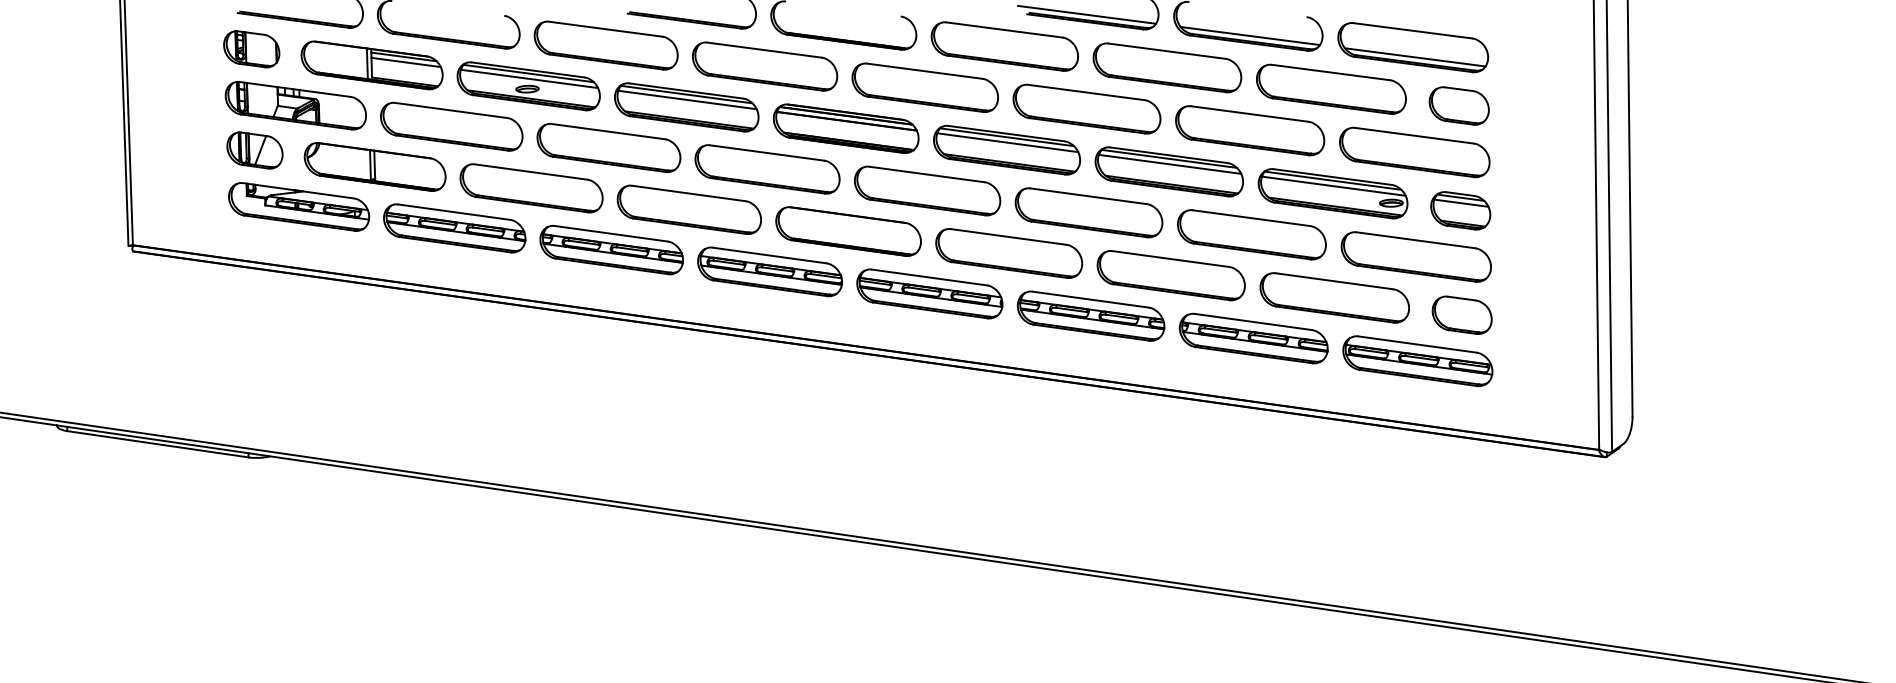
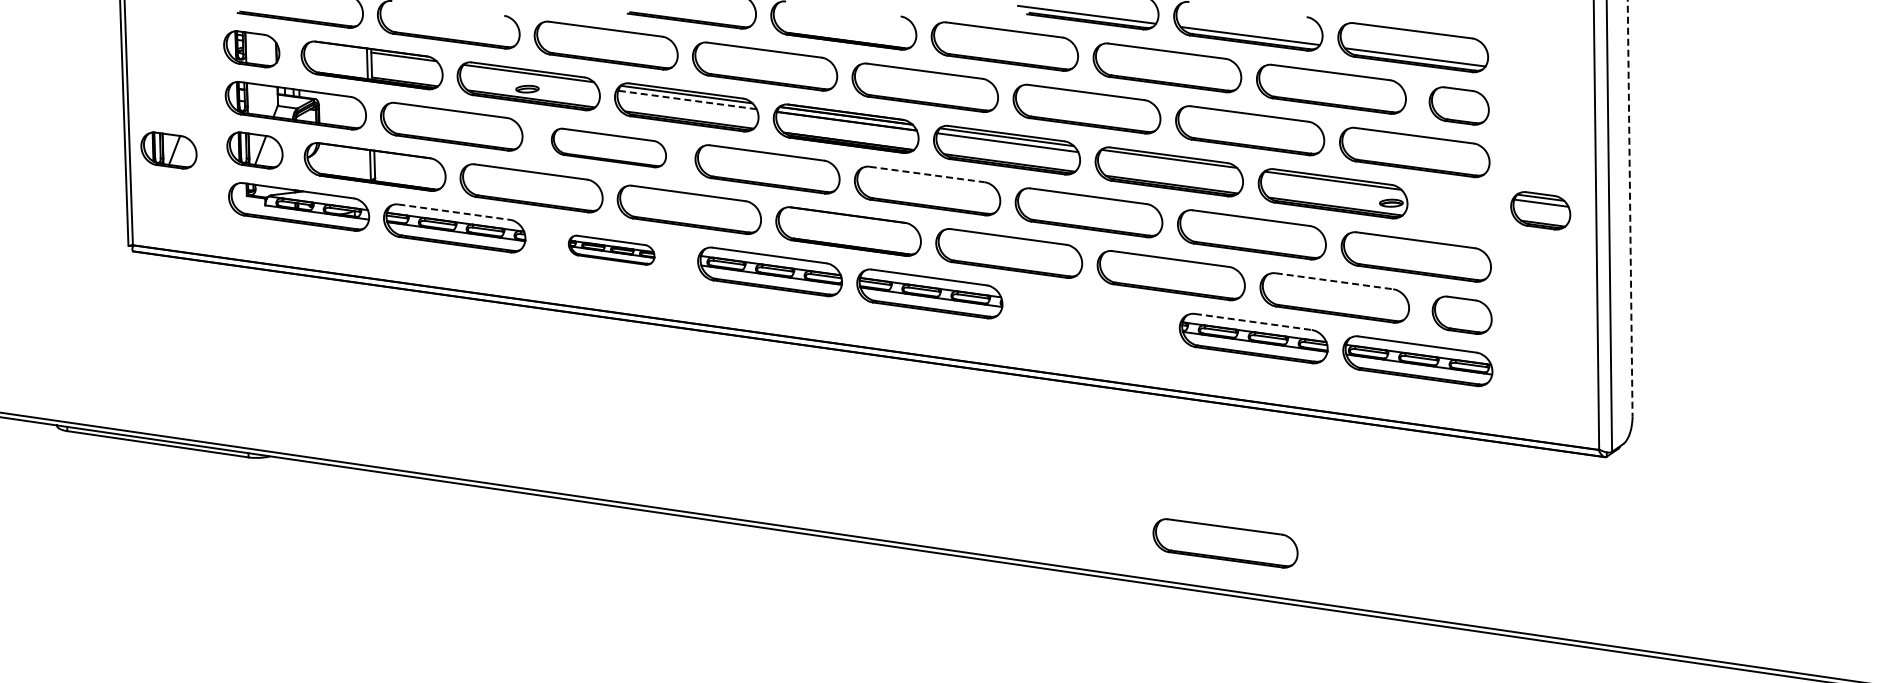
line: present -> none (405, 62)
line: present -> none (529, 78)
line: solid -> dashed (687, 100)
part size: 146x50 px -> 117x42 px (608, 147)
part: none -> present (168, 150)
line: present -> none (1169, 163)
line: solid -> dashed (927, 174)
line: present -> none (1333, 185)
line: solid -> dashed (1630, 208)
part position: (1460, 210) -> (1540, 210) (1540, 210)
line: solid -> dashed (454, 212)
part size: 145x51 px -> 89x32 px (611, 249)
line: solid -> dashed (1334, 281)
part: present -> none (1090, 315)
line: solid -> dashed (1253, 321)
part: none -> present (1225, 543)
